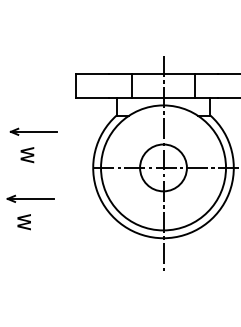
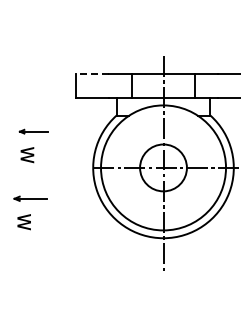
line: solid -> dashed (91, 74)
part size: 49x9 px -> 31x7 px (33, 131)
part size: 49x9 px -> 35x7 px (30, 198)
